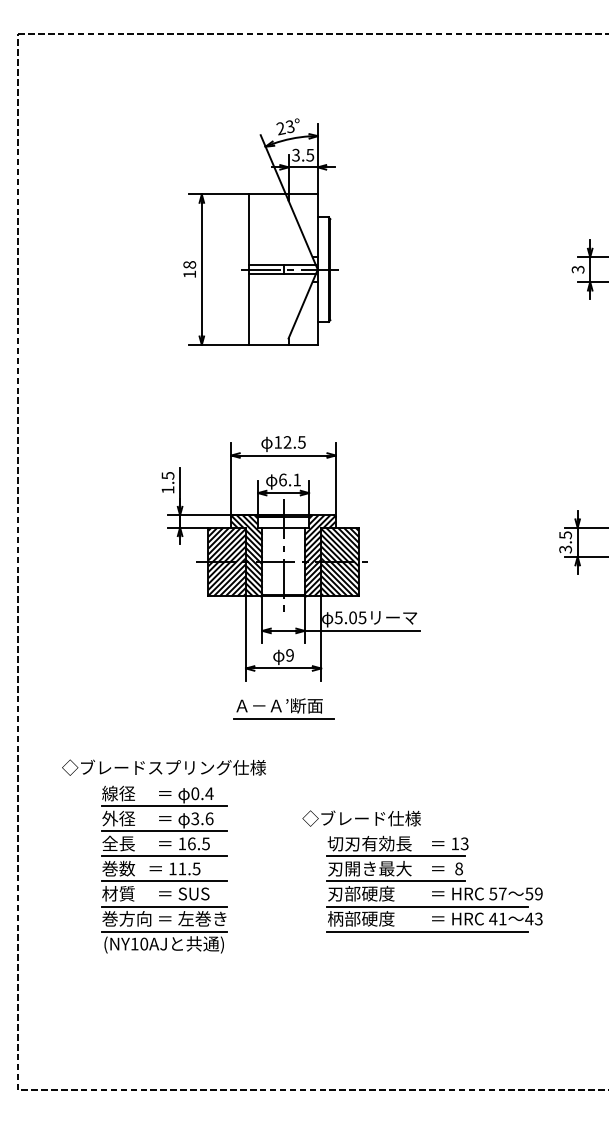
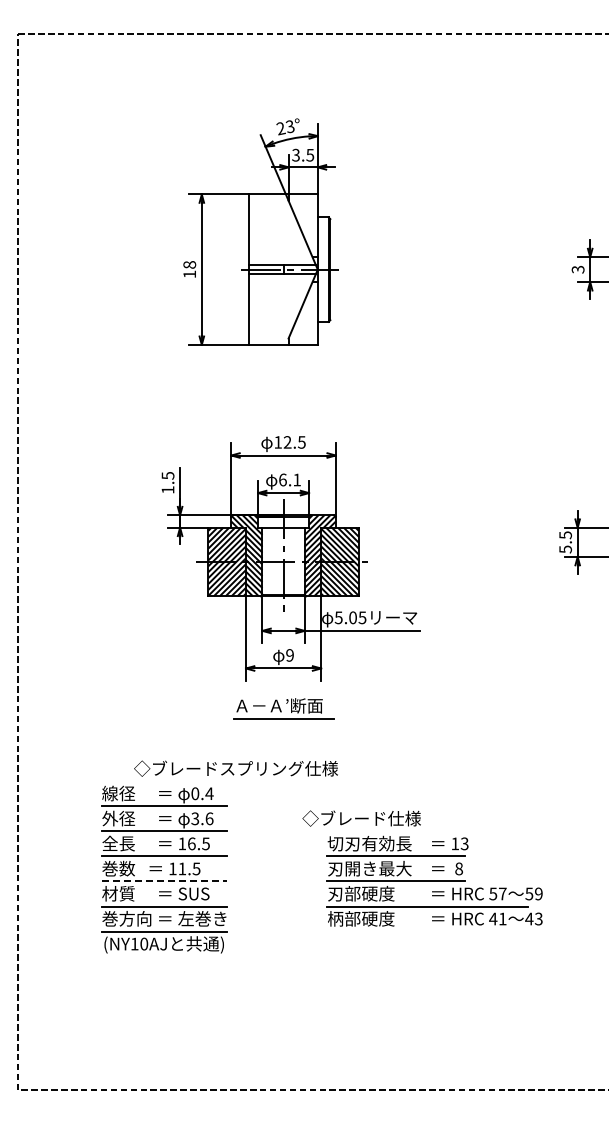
text: 3.5 -> 5.5 (565, 548)
text position: (163, 767) -> (235, 768) (235, 768)
line: solid -> dashed (164, 881)
line: present -> none (427, 931)
